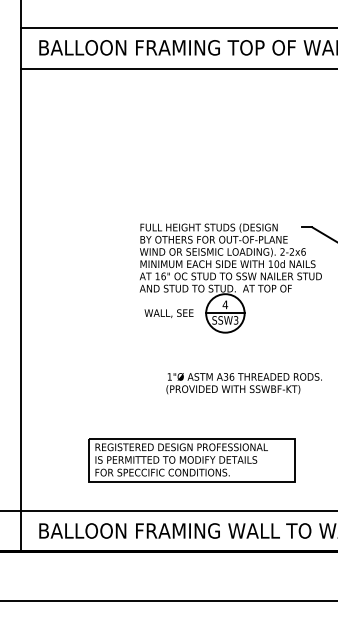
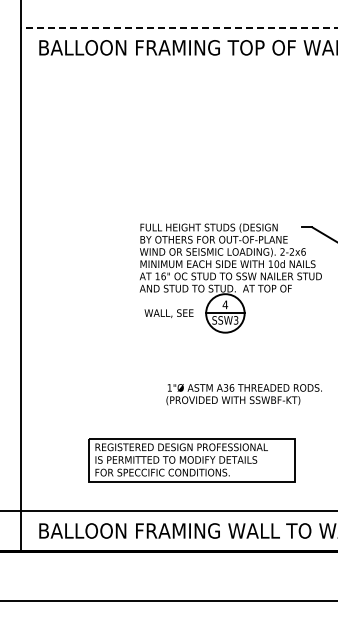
line: solid -> dashed (178, 28)
line: present -> none (177, 68)
text position: (243, 383) -> (243, 394) (243, 394)
